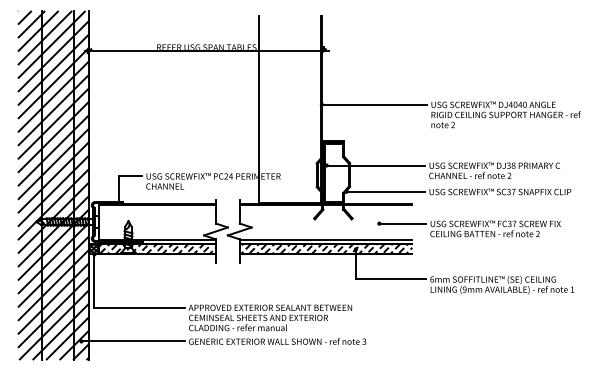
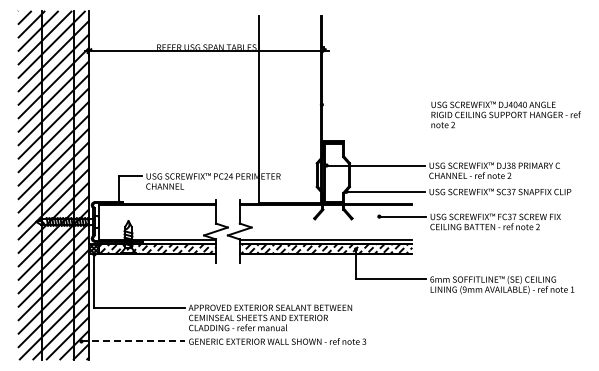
line: present -> none (373, 104)
part position: (468, 228) -> (468, 221) (468, 221)
line: solid -> dashed (132, 341)
